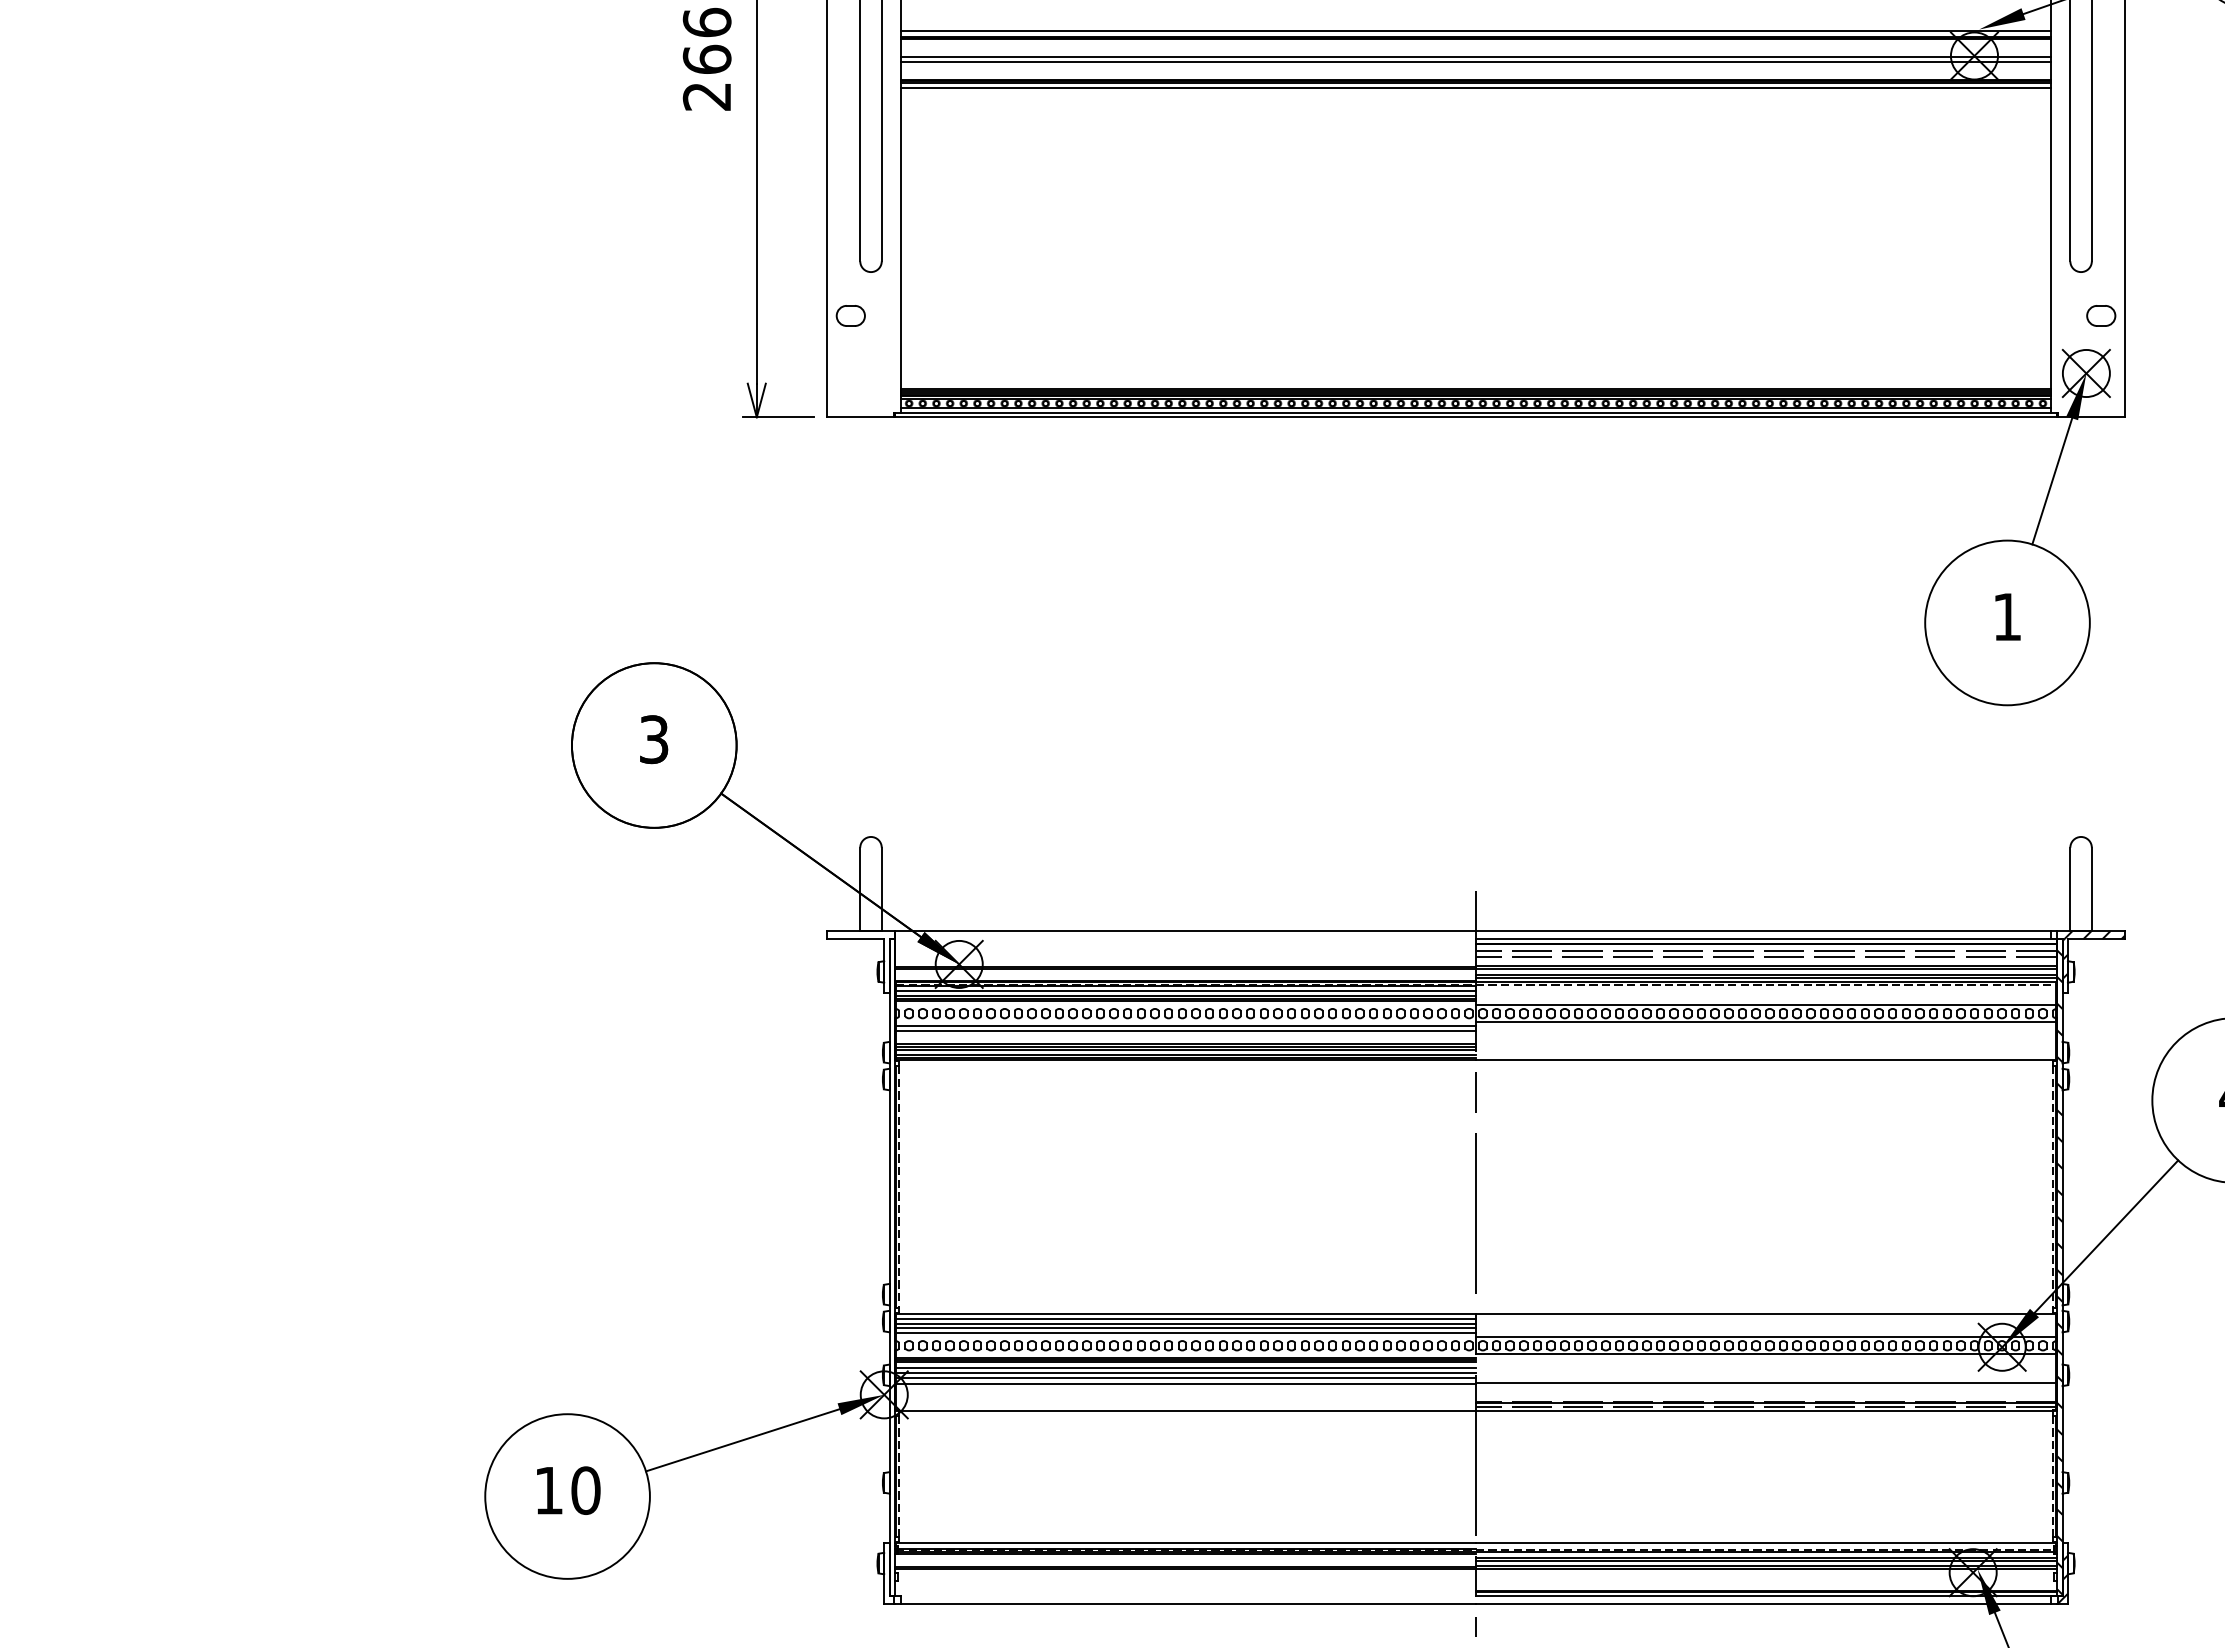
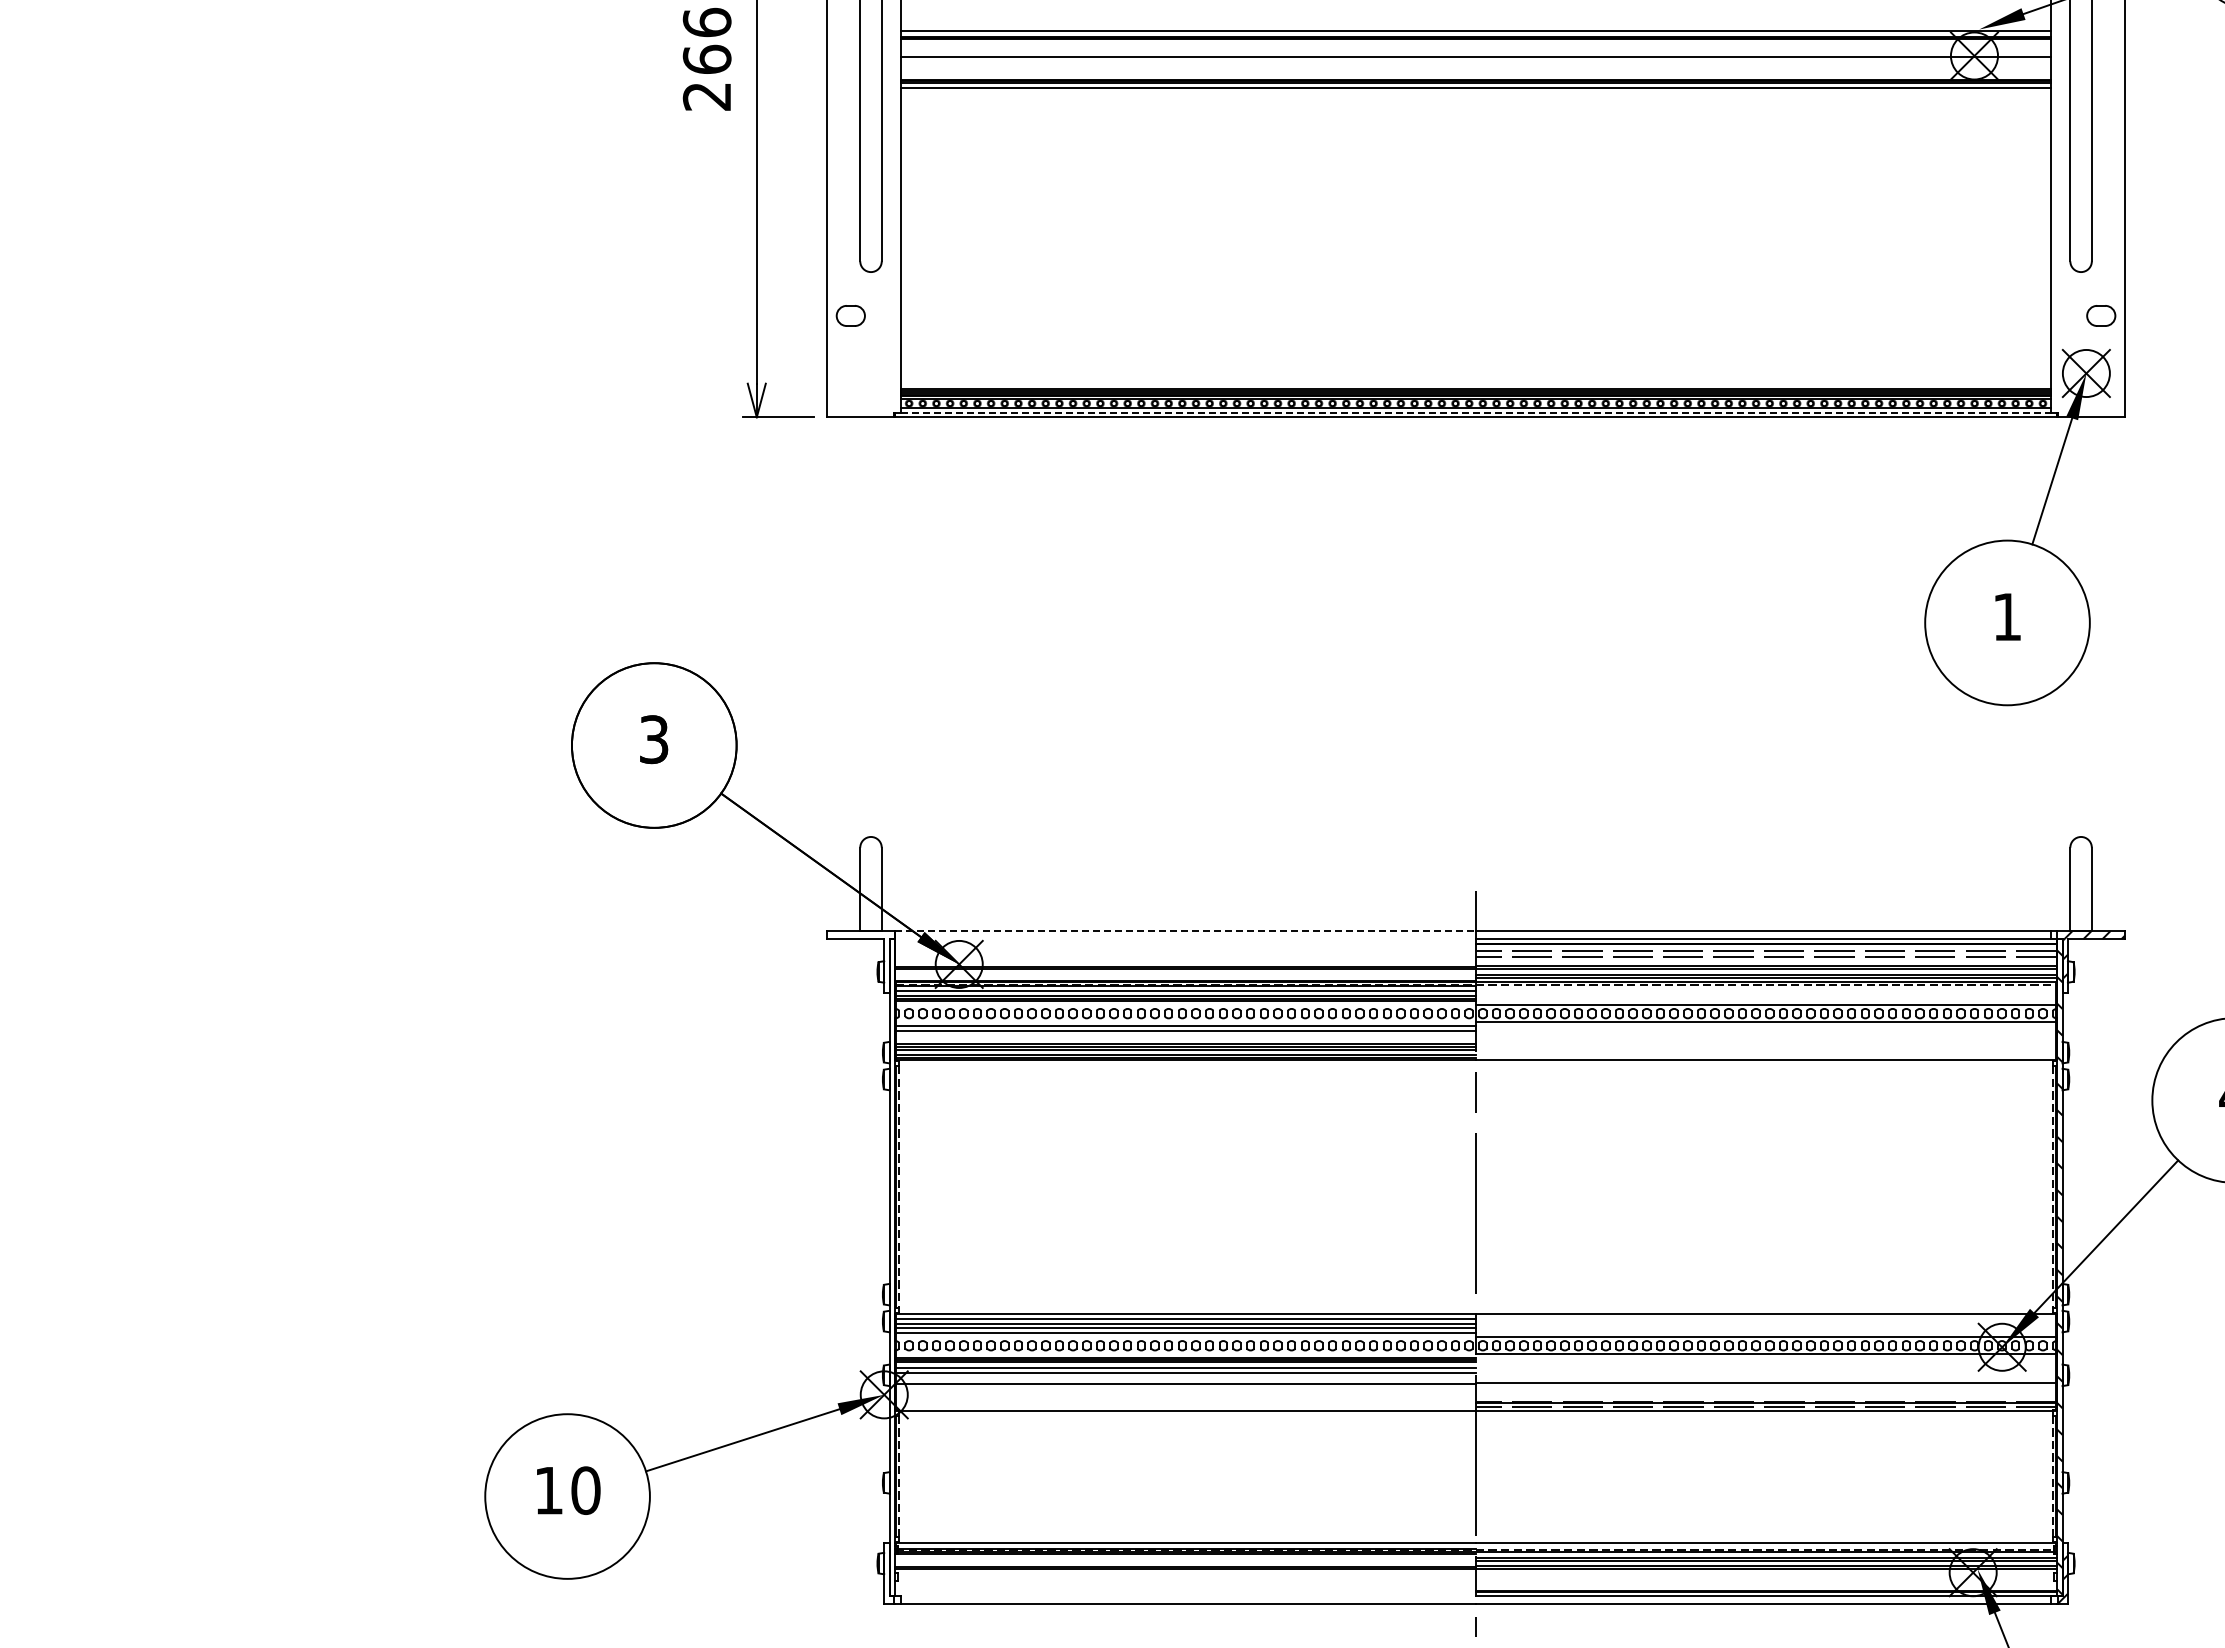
line: present -> none (1475, 62)
line: solid -> dashed (1476, 412)
line: solid -> dashed (1186, 931)
line: present -> none (1185, 1378)
